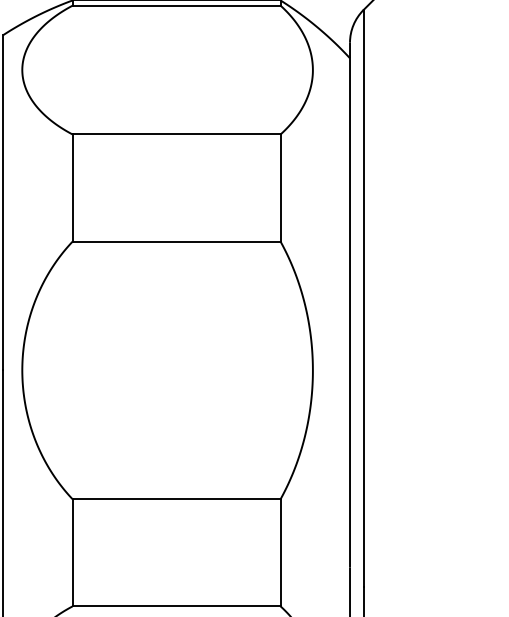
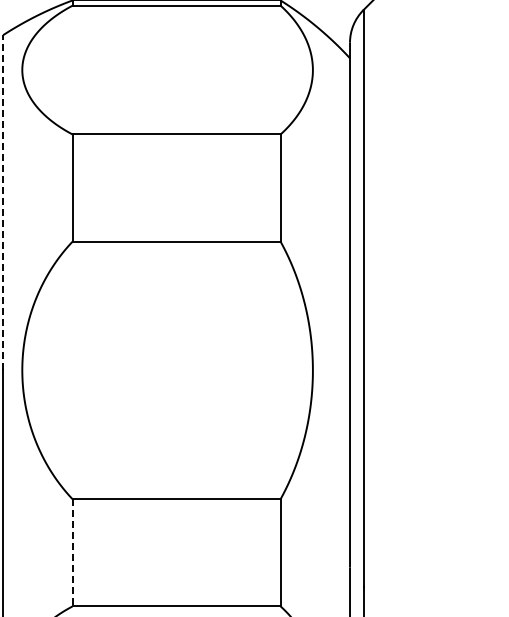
line: solid -> dashed (3, 202)
line: solid -> dashed (72, 552)
